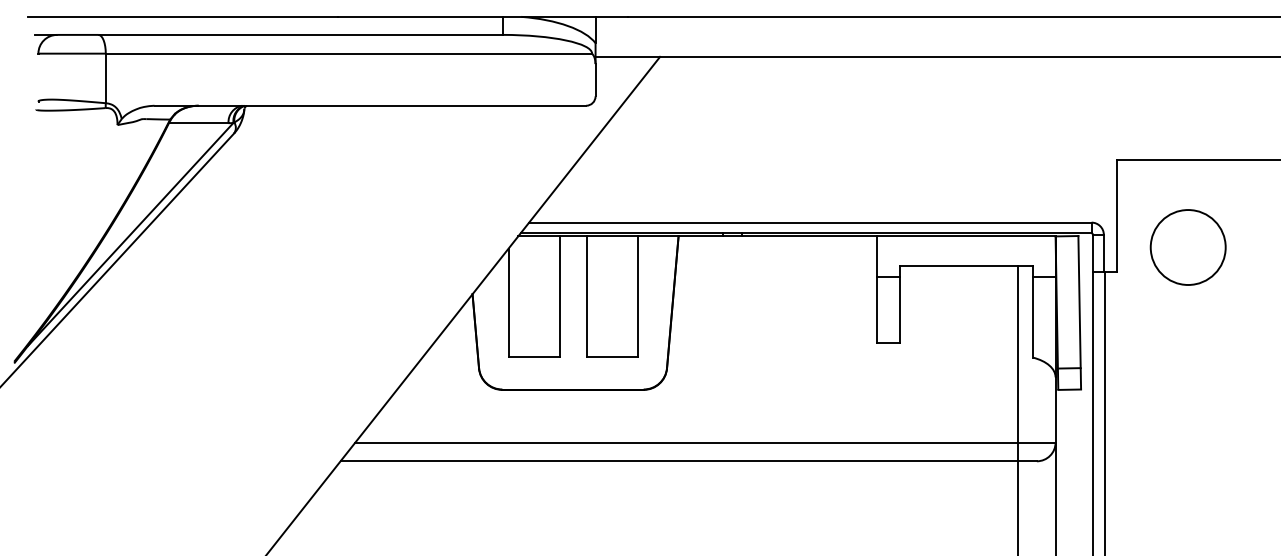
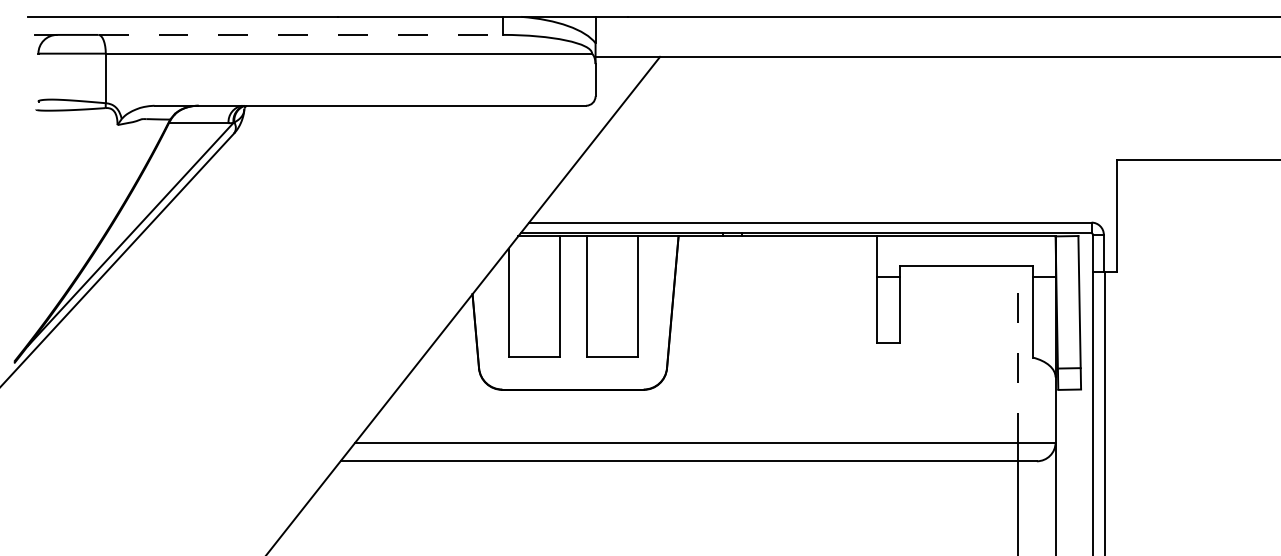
line: solid -> dashed (301, 34)
circle: present -> none (1187, 247)
line: solid -> dashed (1018, 353)
